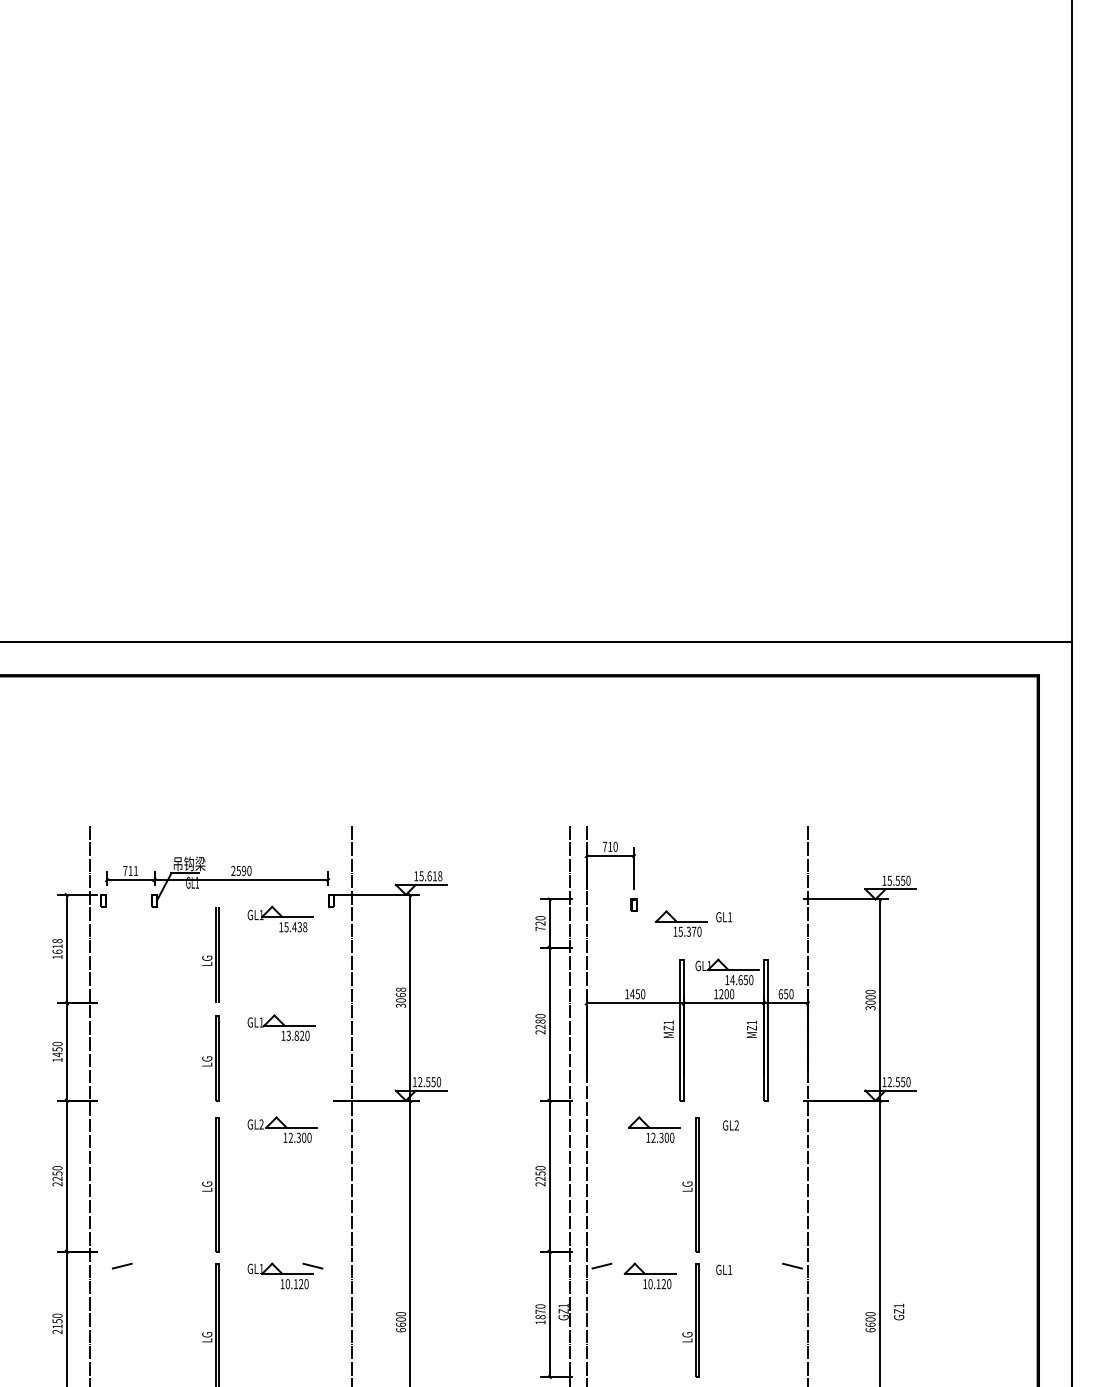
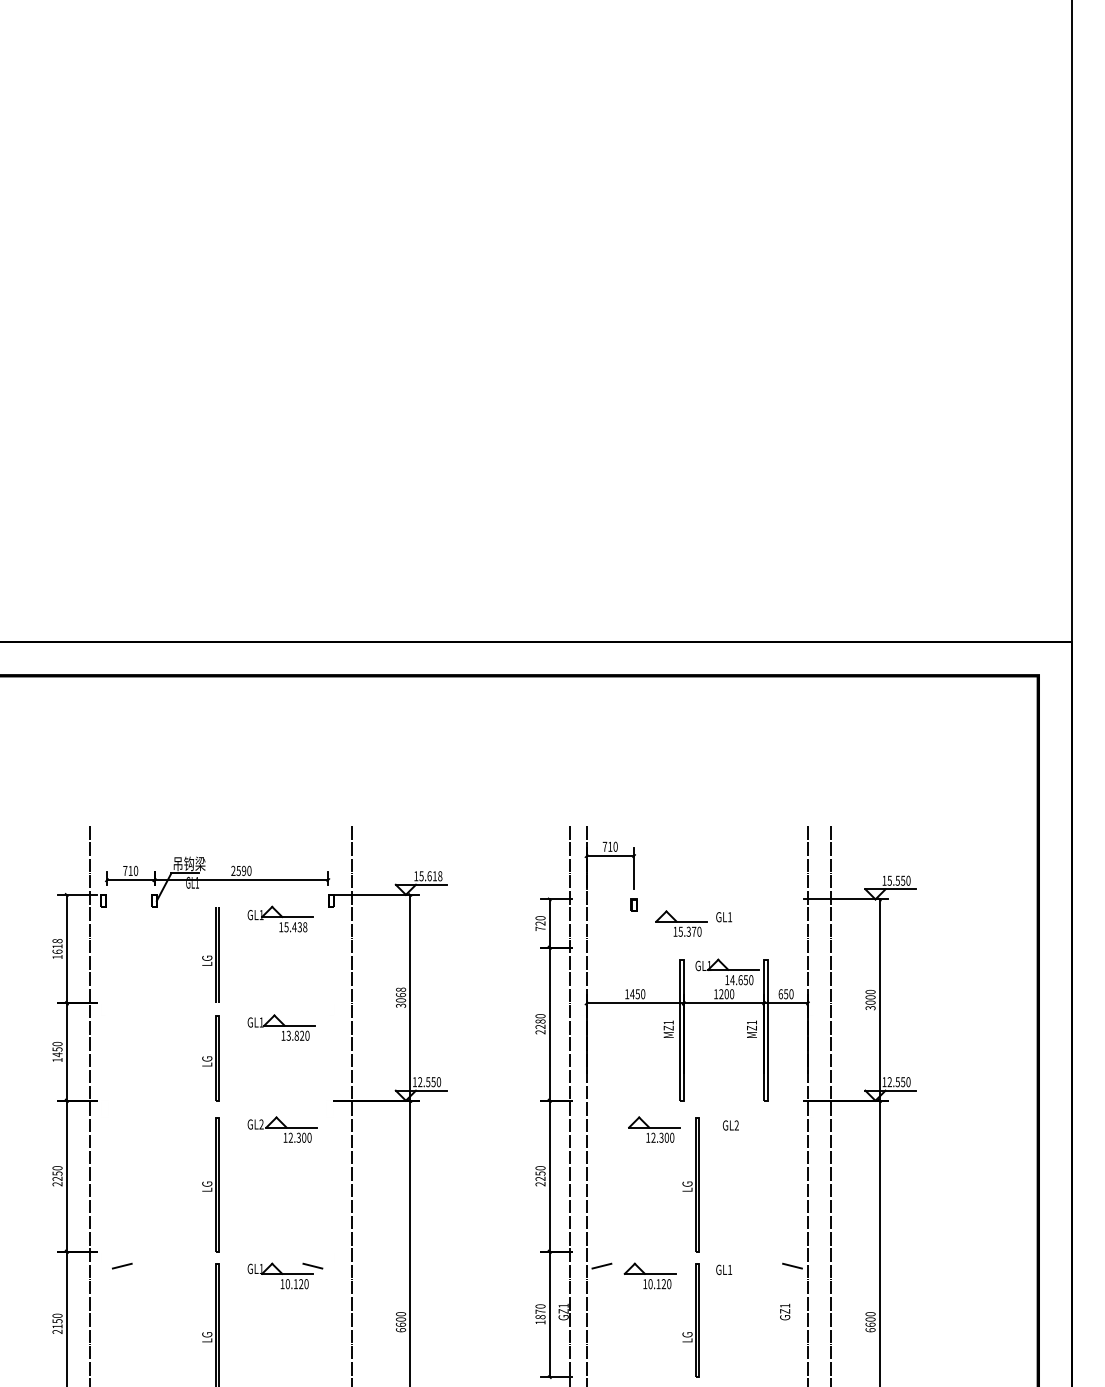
text: 711 -> 710 (135, 870)
line: none -> present (831, 1104)
text position: (899, 1311) -> (785, 1311) (785, 1311)
